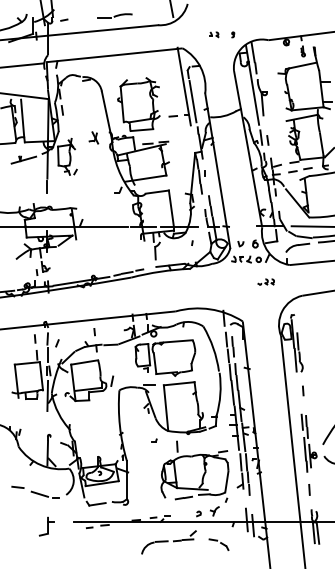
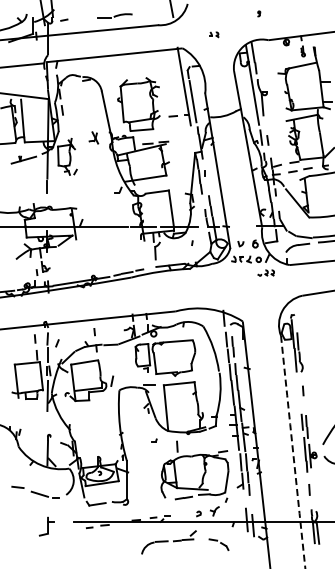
part position: (233, 34) -> (259, 13) (259, 13)
line: present -> none (311, 226)
part position: (265, 281) -> (265, 272) (265, 272)
arc: solid -> dashed (293, 453)
